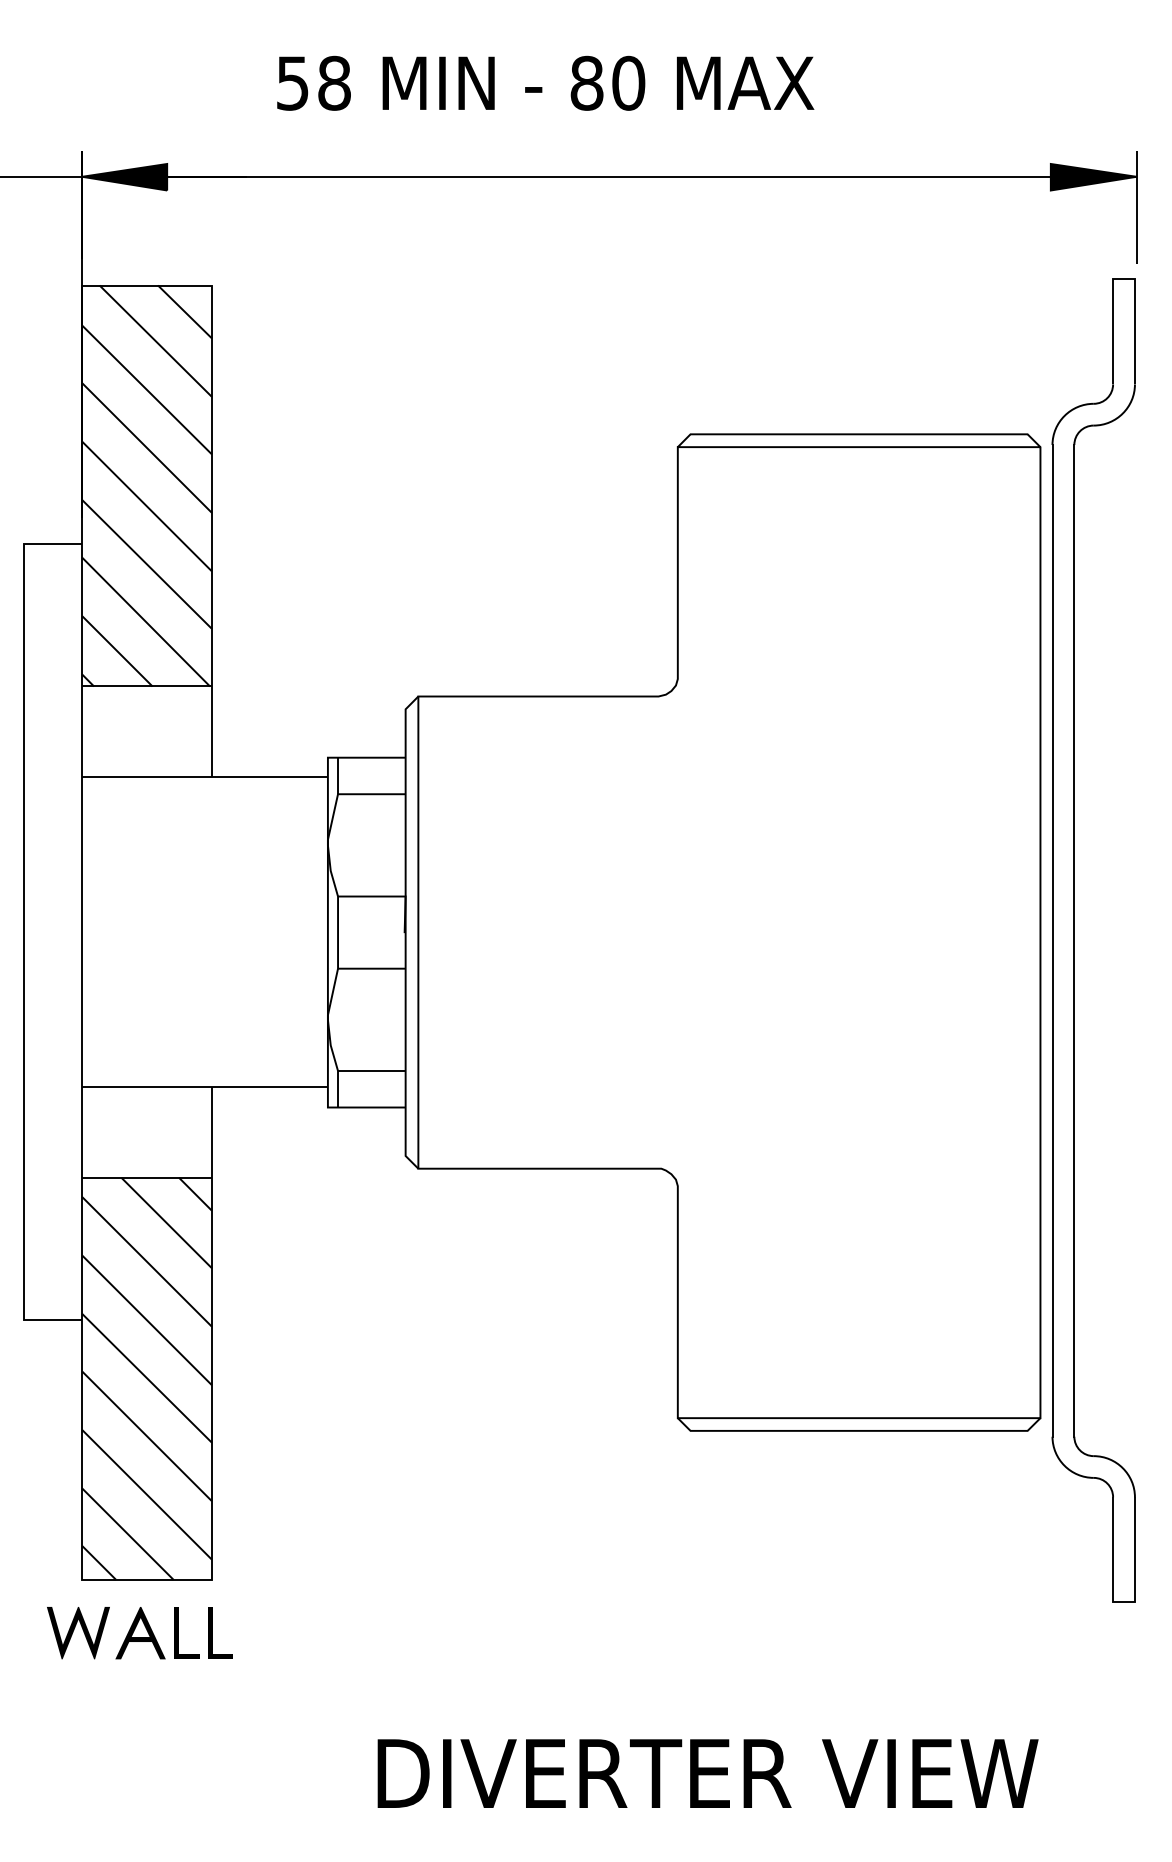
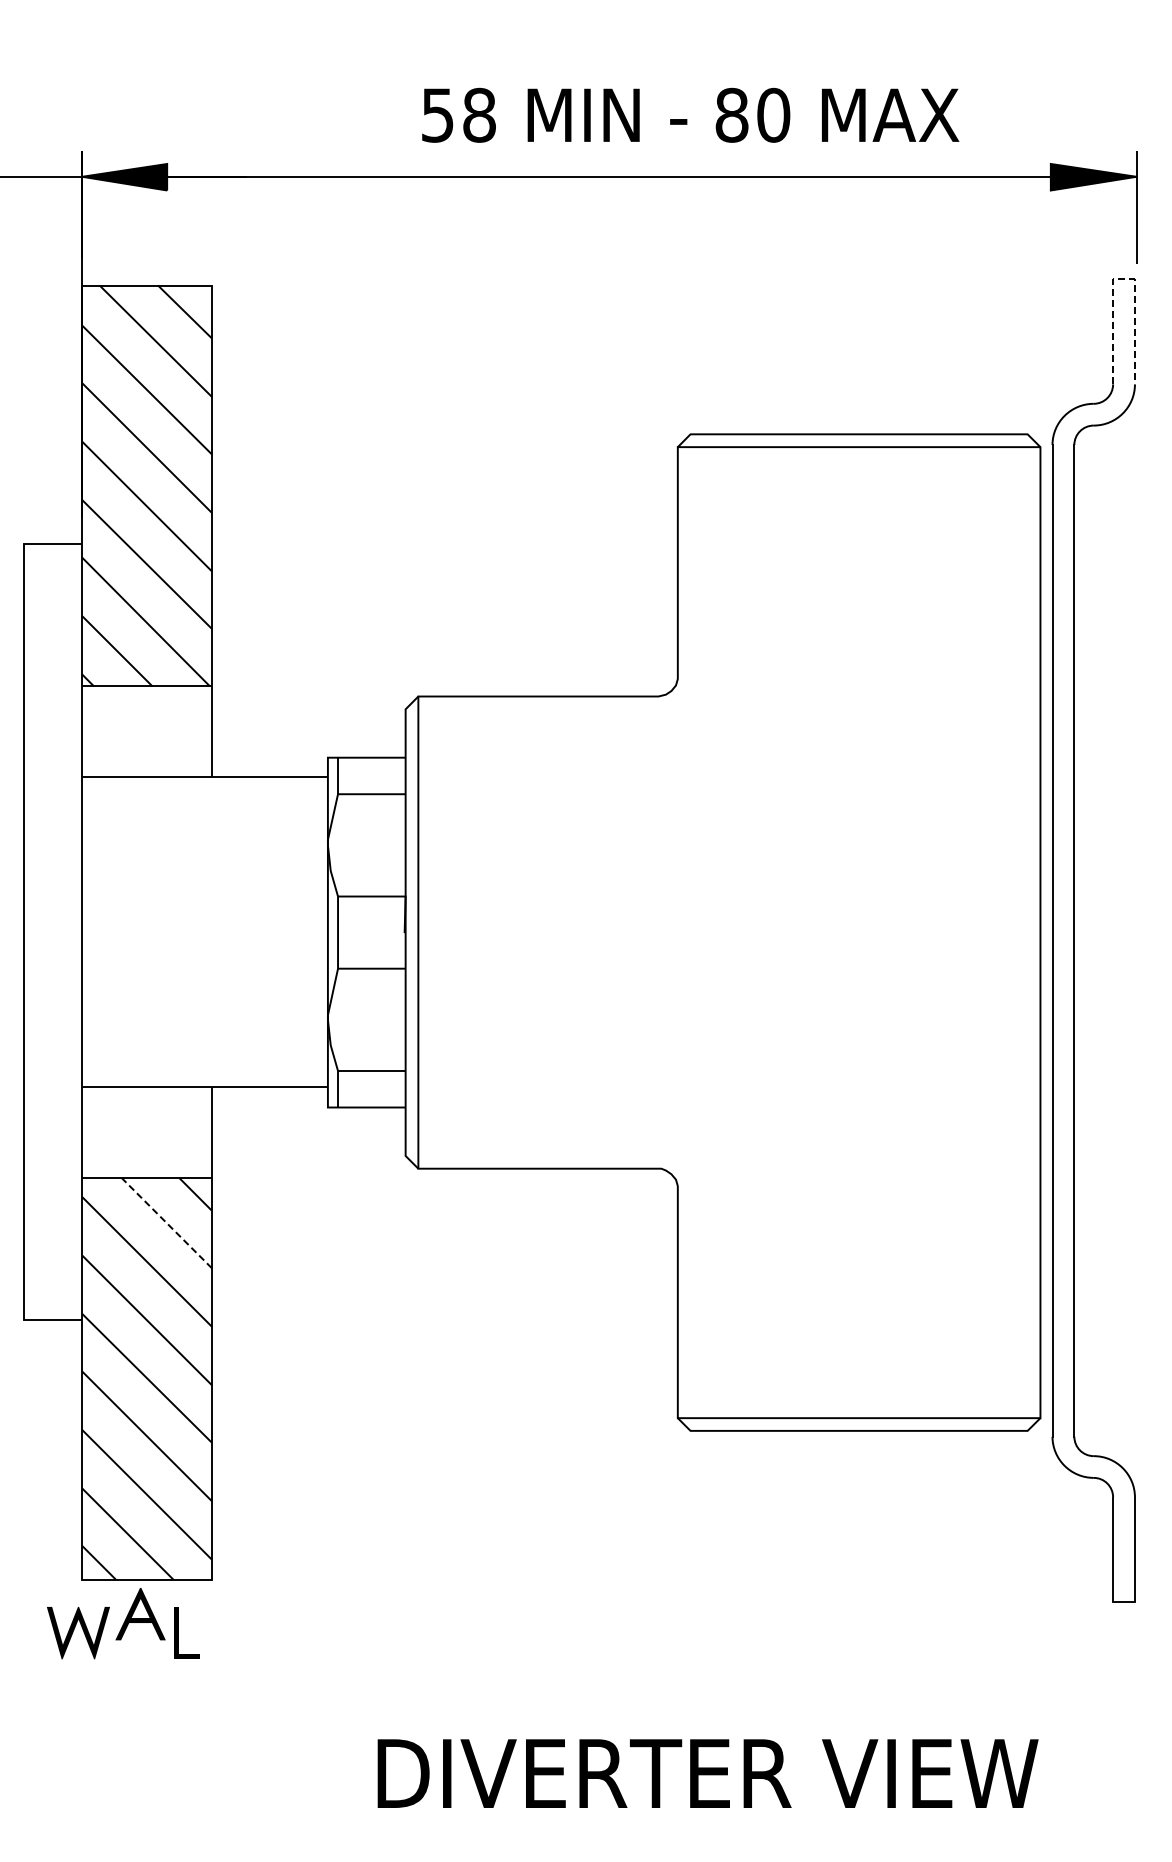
text position: (545, 82) -> (690, 114) (690, 114)
line: solid -> dashed (1124, 279)
line: solid -> dashed (166, 1223)
part: present -> none (212, 1632)
part position: (140, 1633) -> (140, 1614) (140, 1614)
